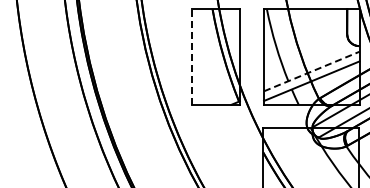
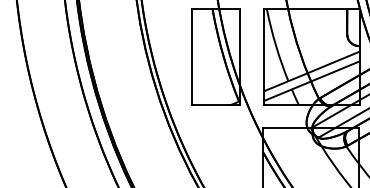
line: dashed -> solid (192, 57)
line: dashed -> solid (311, 71)
